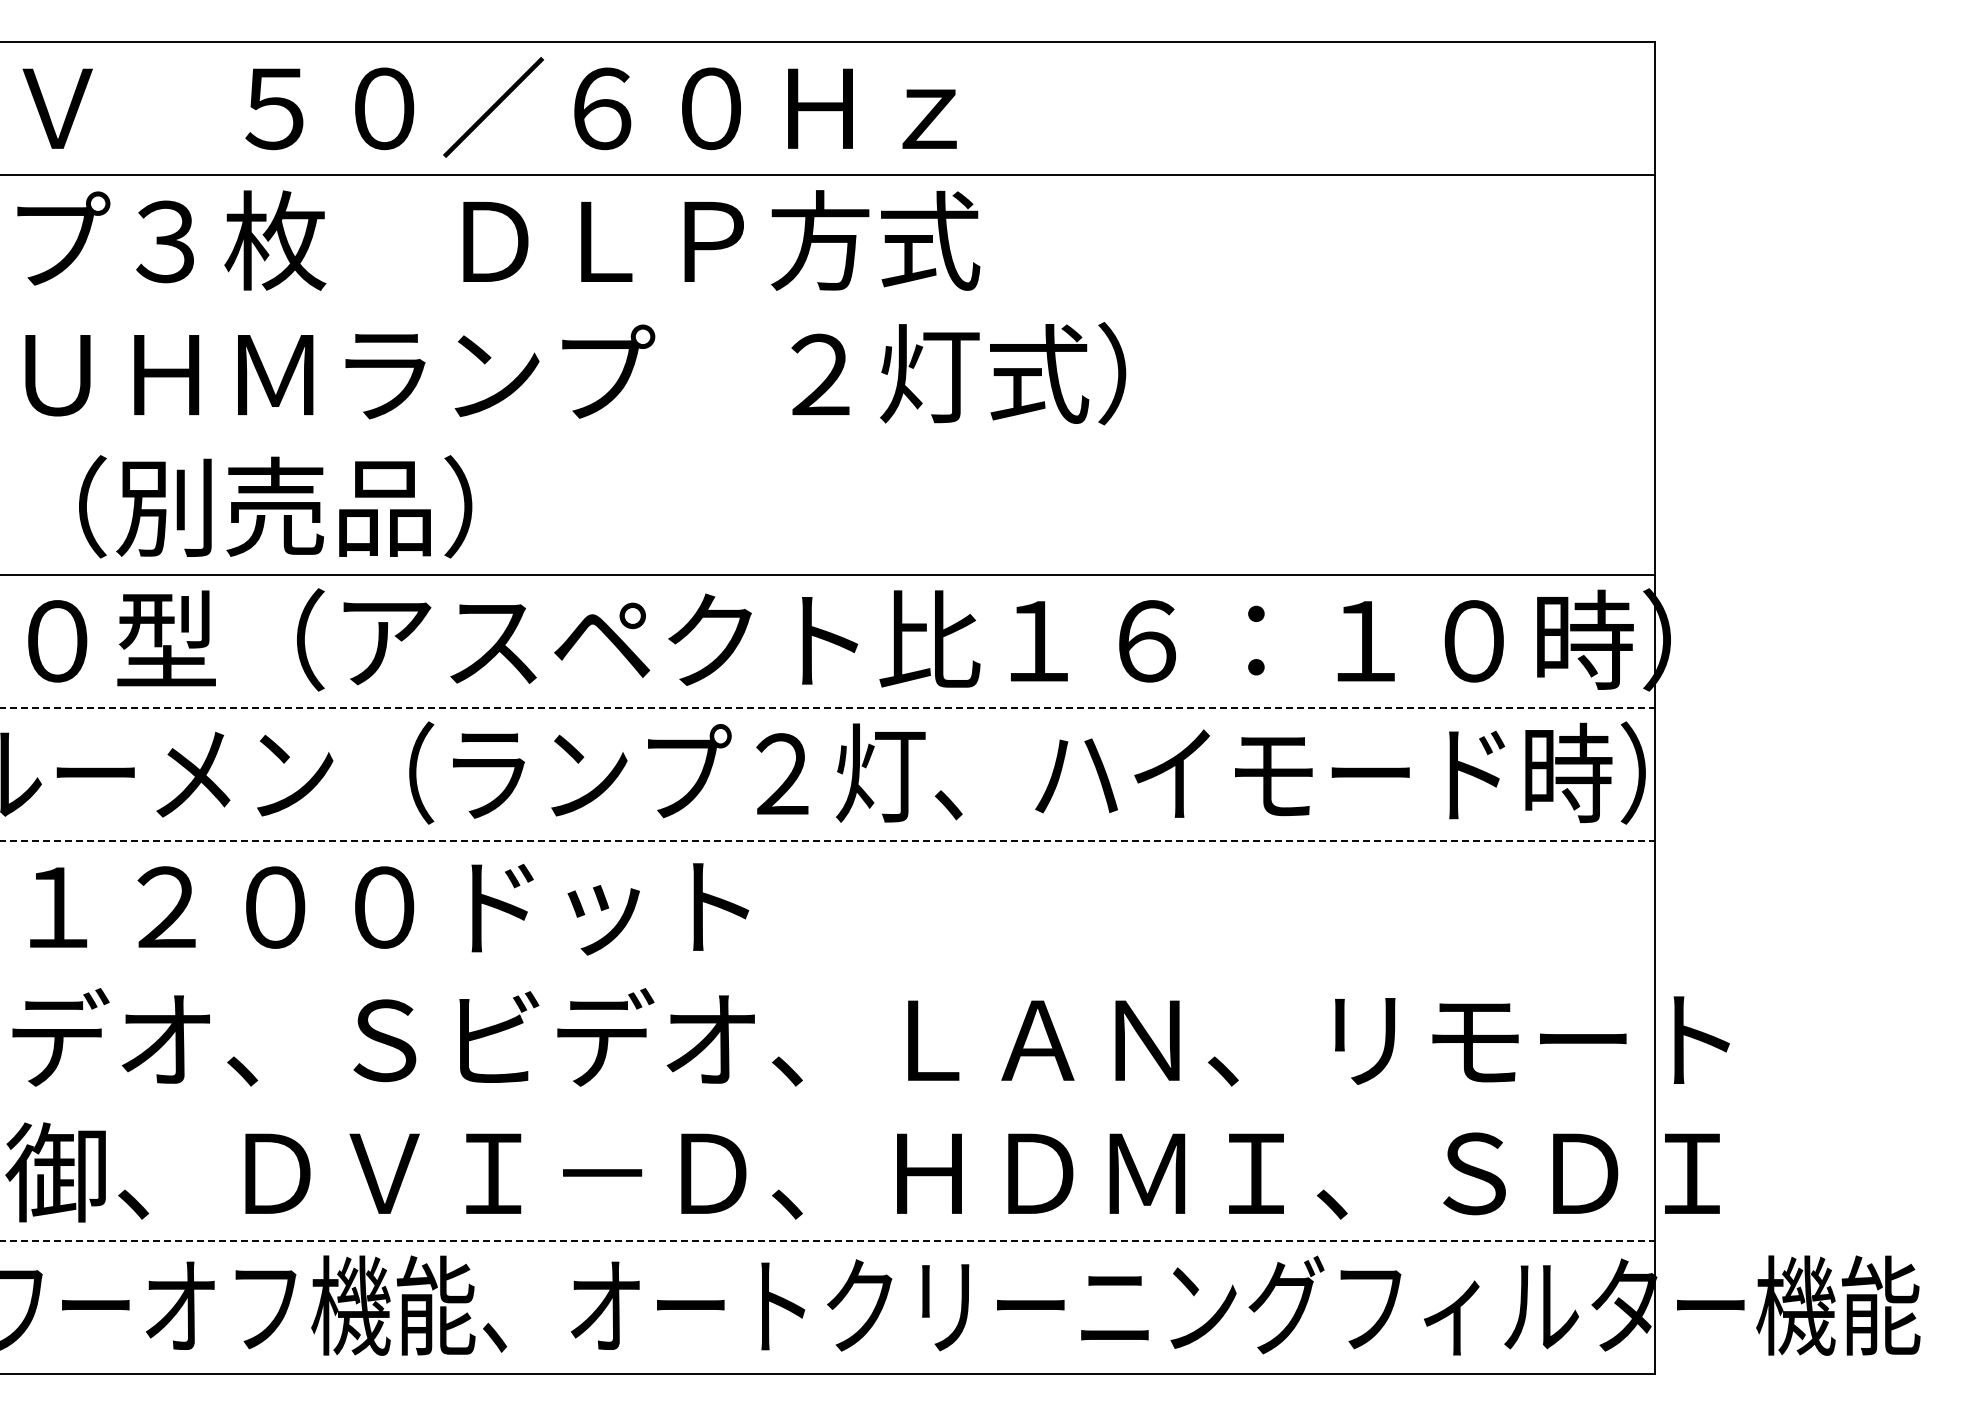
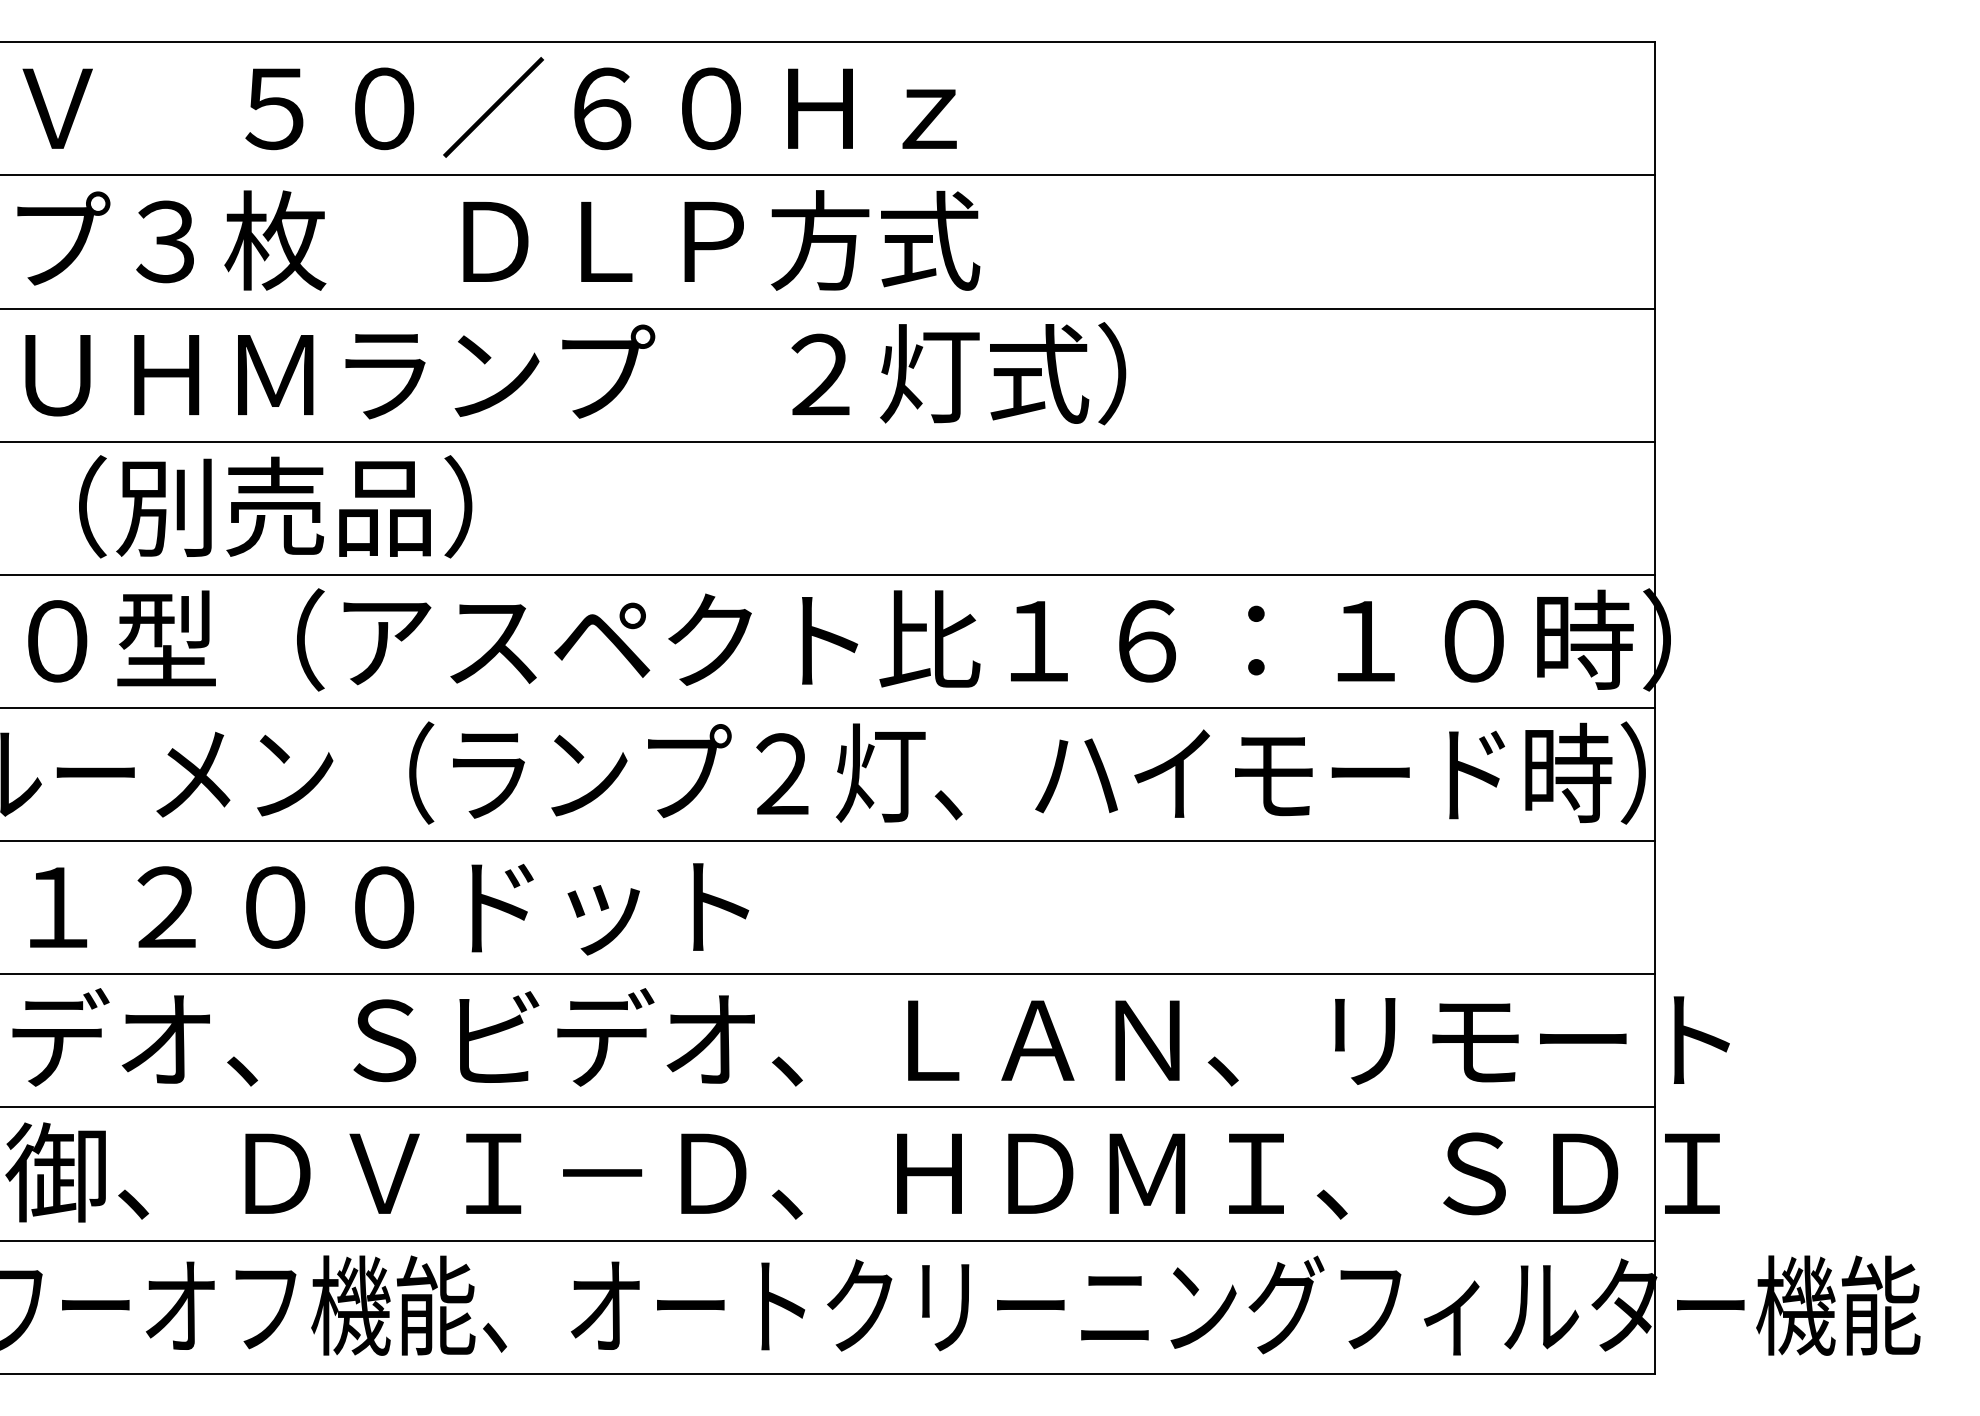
line: none -> present (828, 308)
line: none -> present (828, 441)
line: dashed -> solid (828, 707)
line: dashed -> solid (828, 841)
line: none -> present (828, 974)
line: none -> present (828, 1107)
line: dashed -> solid (828, 1240)
